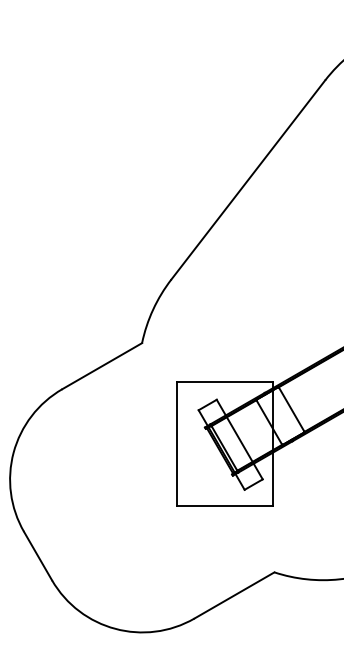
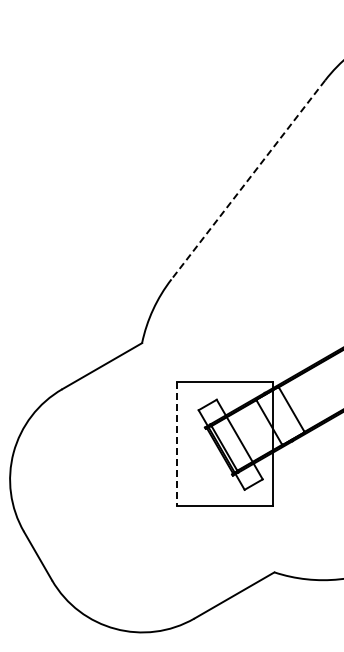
line: solid -> dashed (248, 179)
line: solid -> dashed (177, 444)
